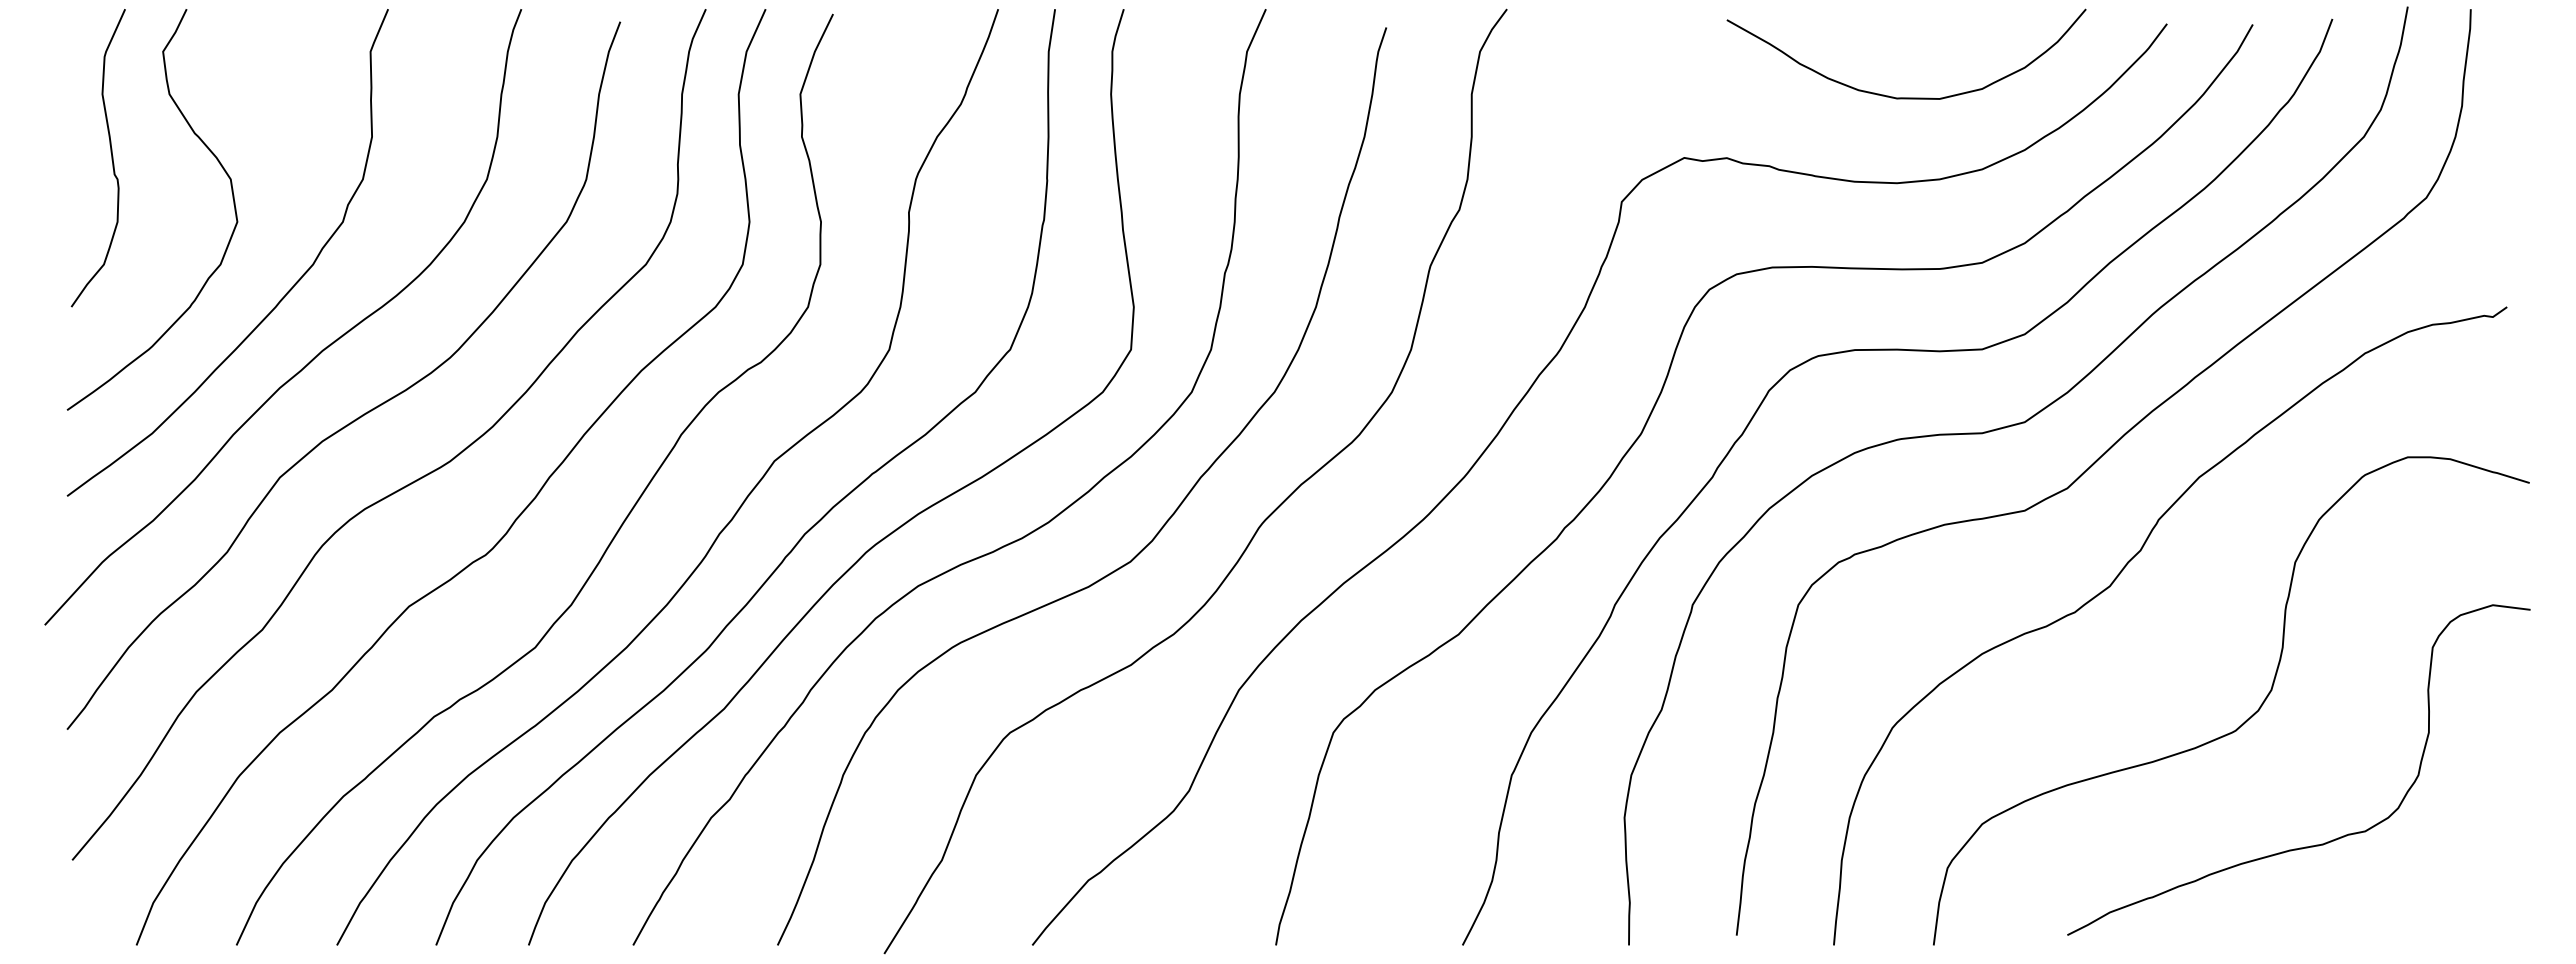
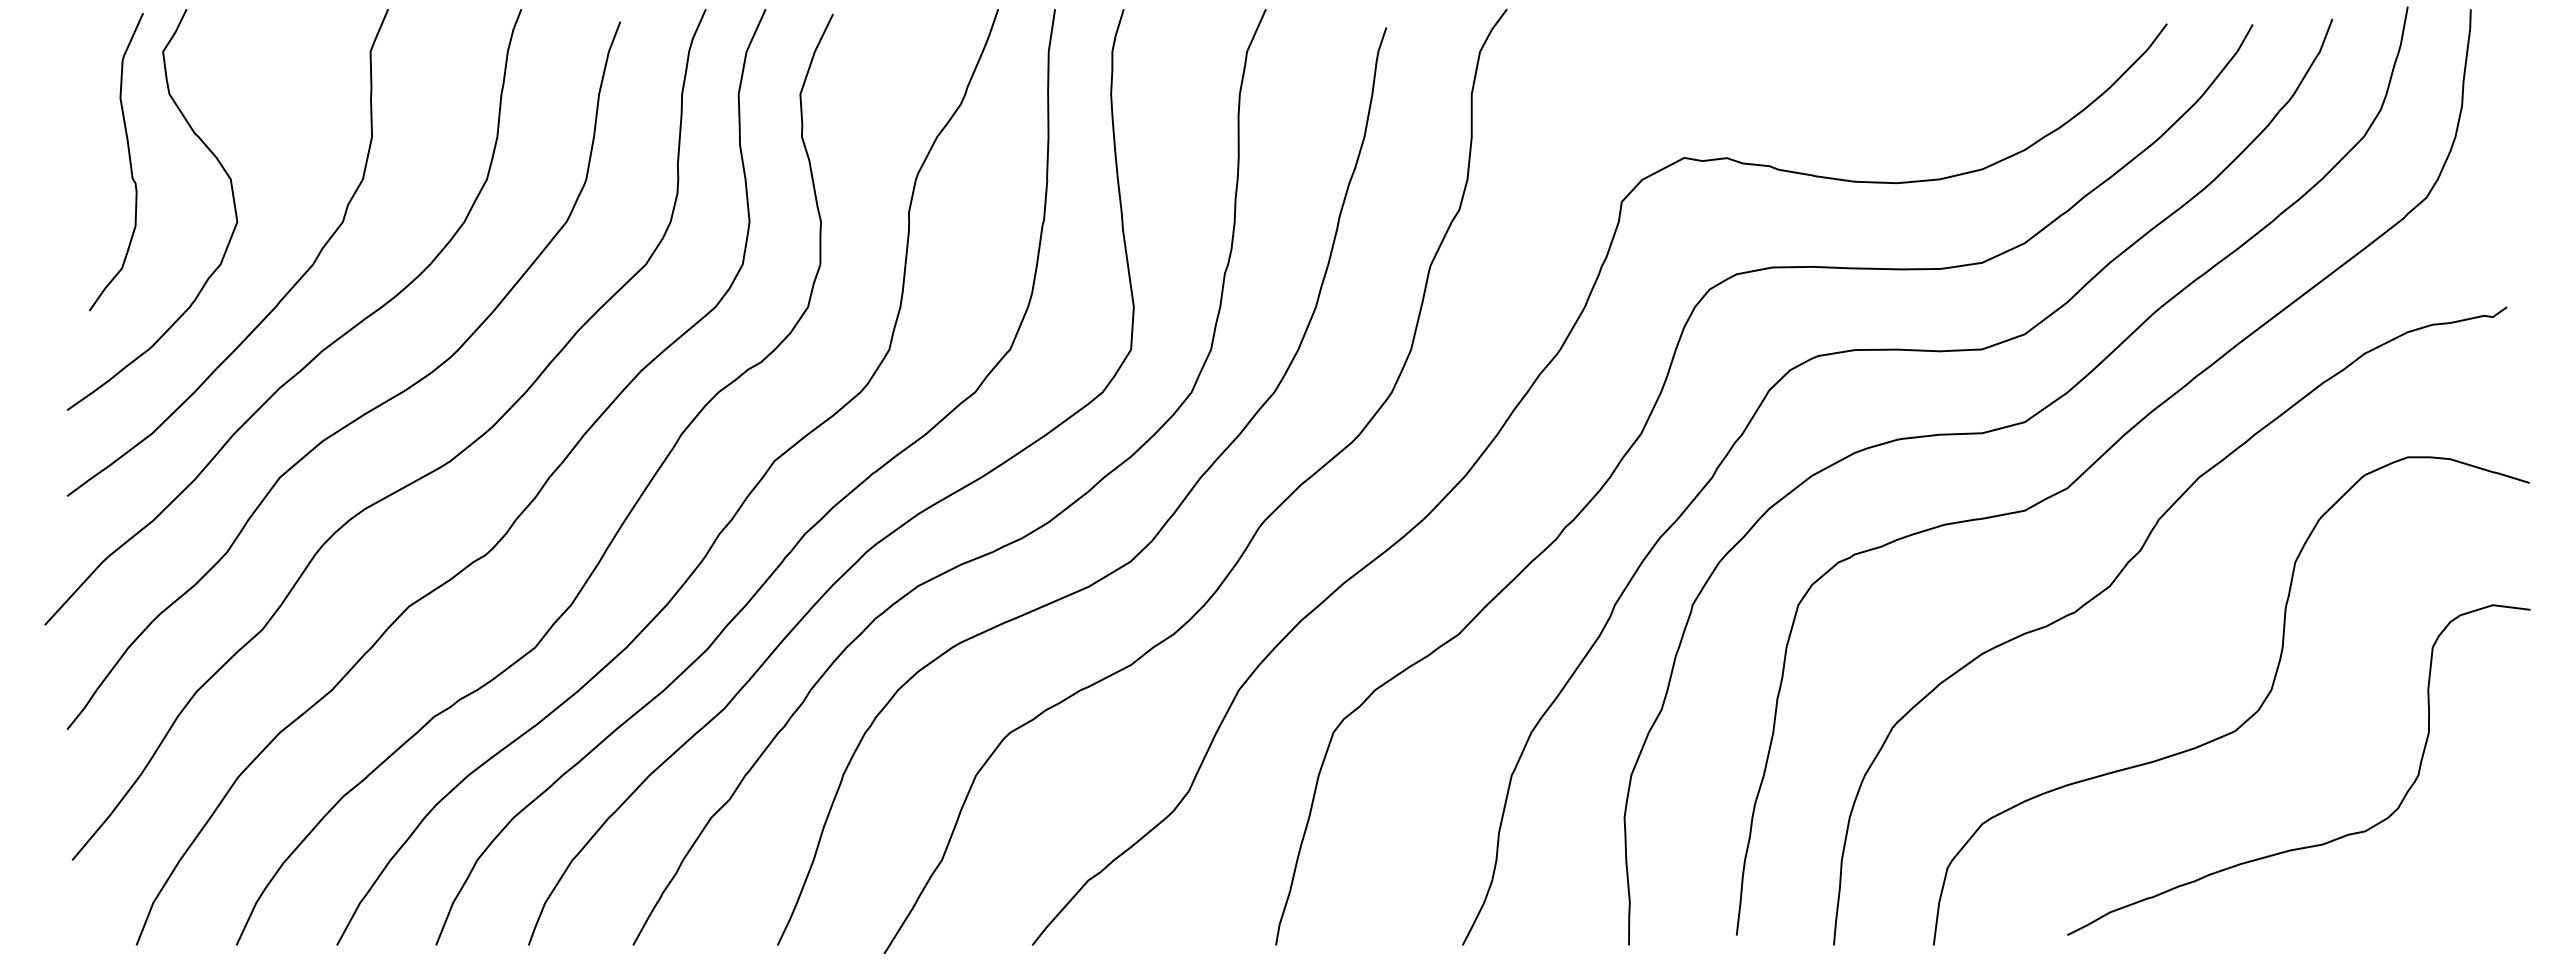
curve: present -> none (1906, 97)
curve position: (111, 158) -> (129, 162) (129, 162)
